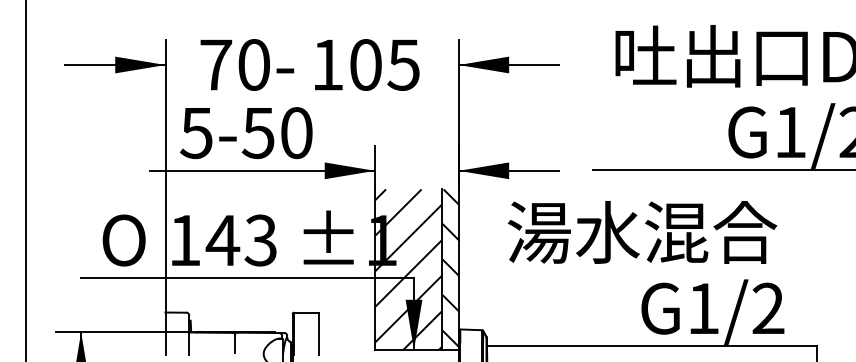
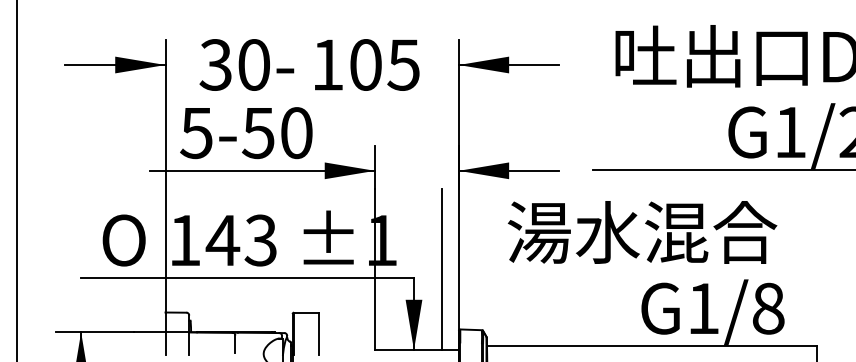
text: 70- -> 30- (215, 64)
line position: (25, 180) -> (16, 180) (16, 180)
hatch: present -> none (450, 267)
hatch: present -> none (408, 269)
text: G1/2 -> G1/8 (768, 308)
